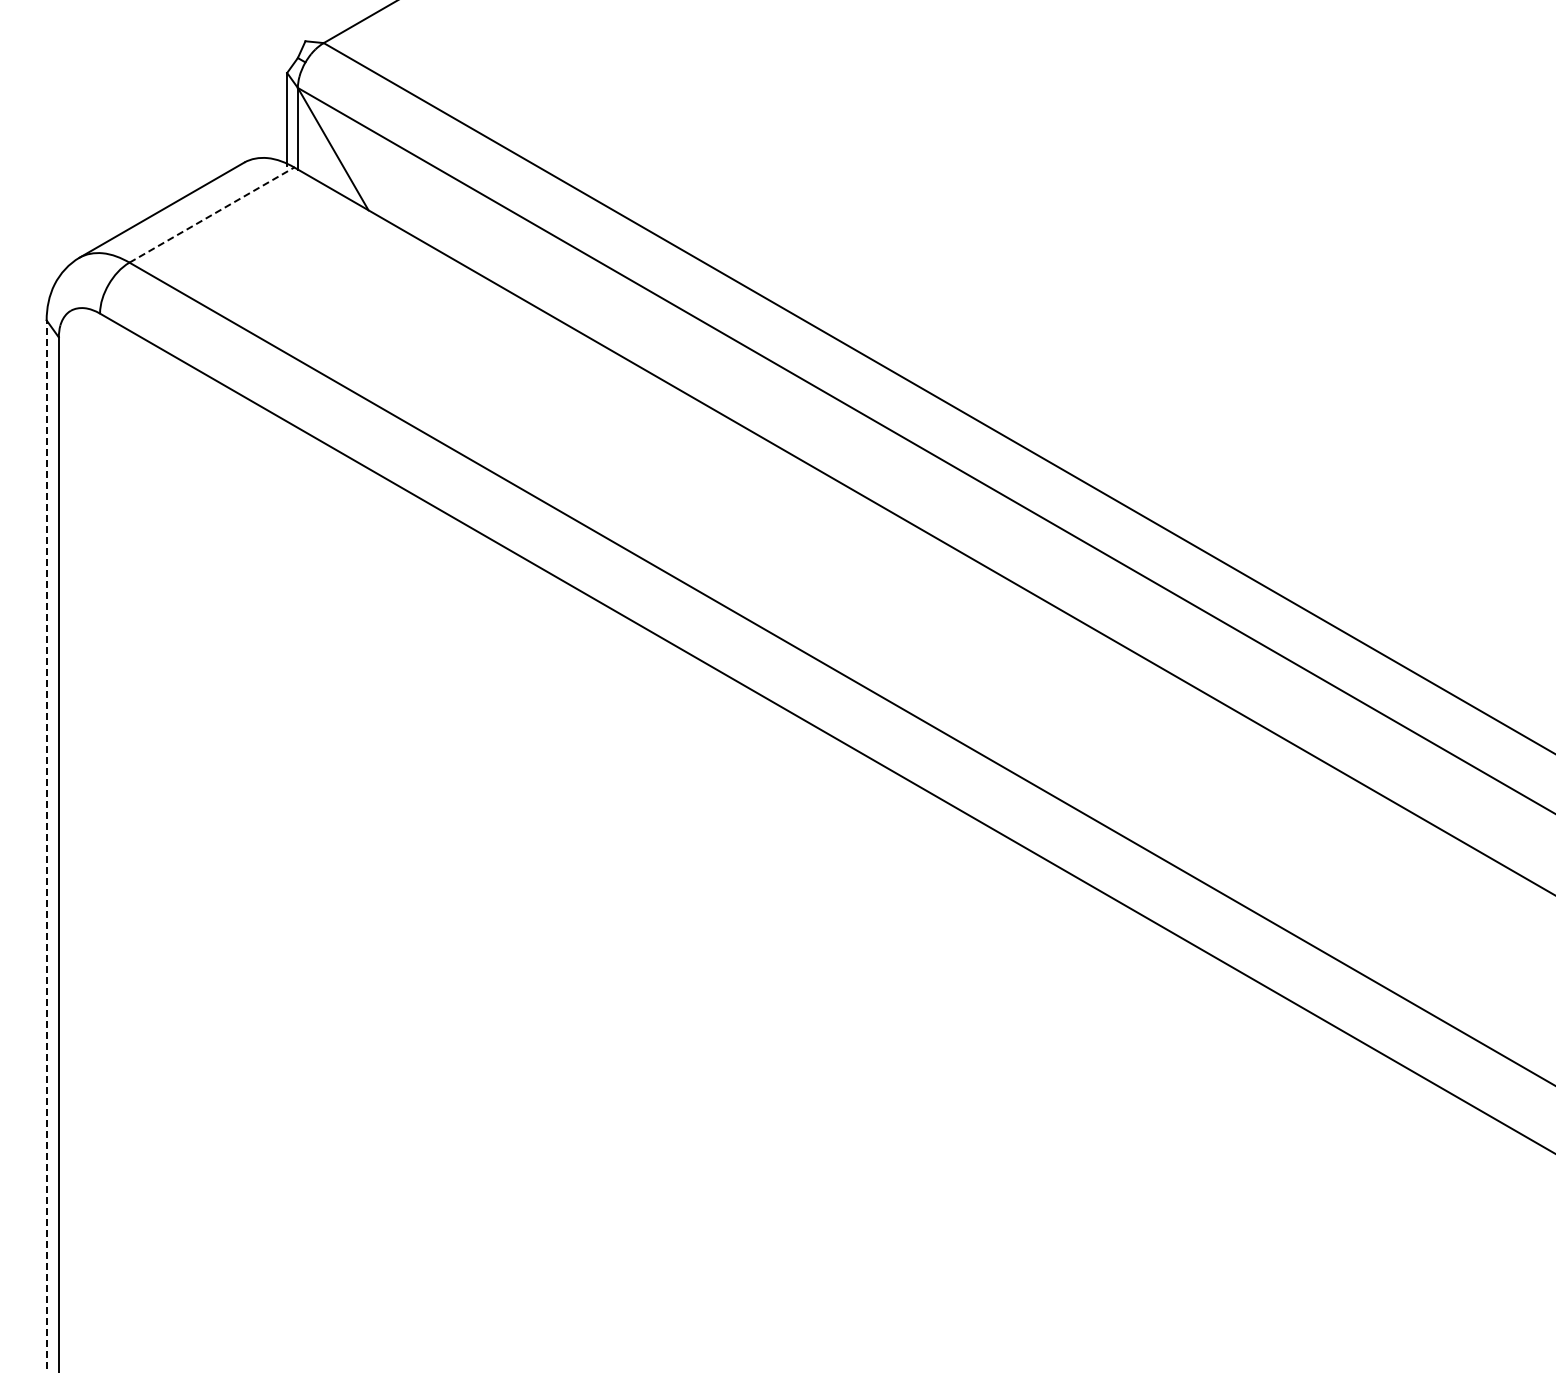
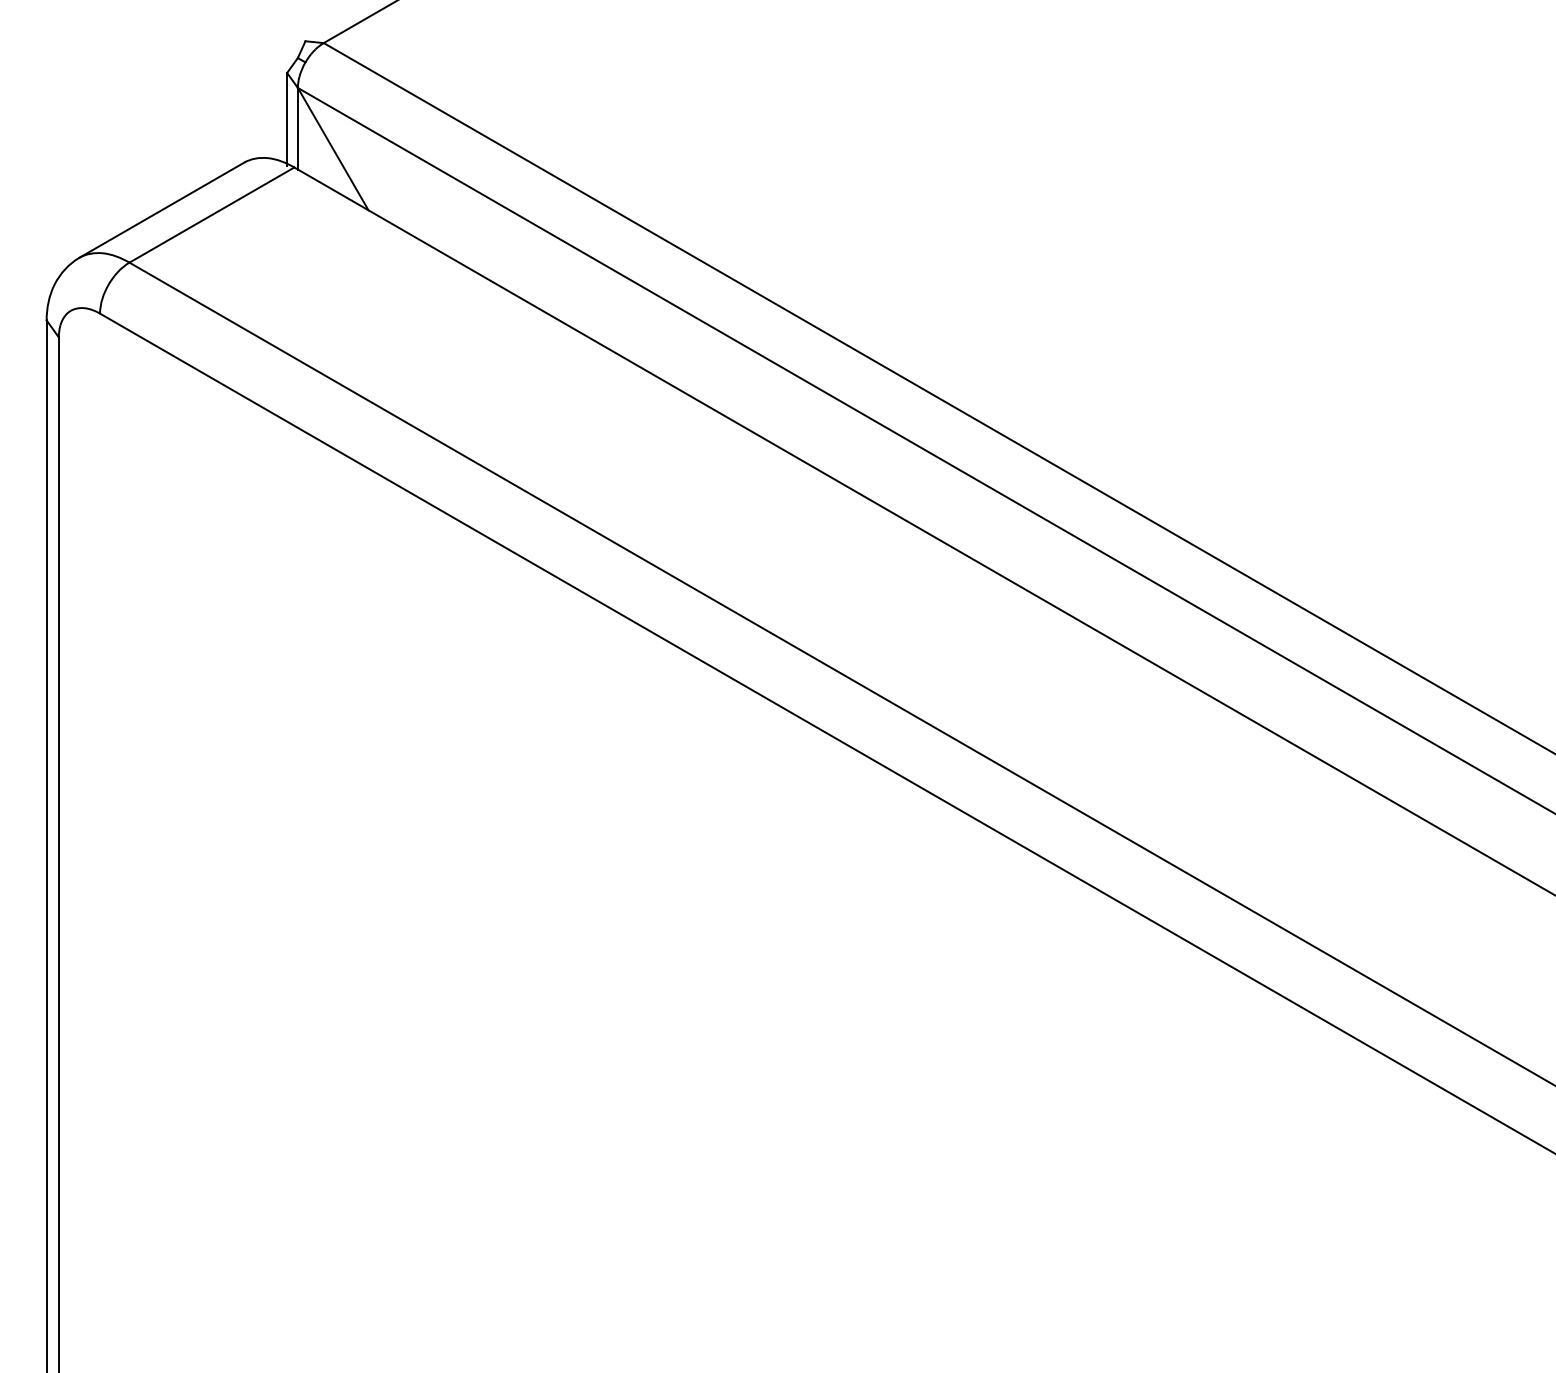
line: dashed -> solid (212, 214)
line: dashed -> solid (46, 845)
